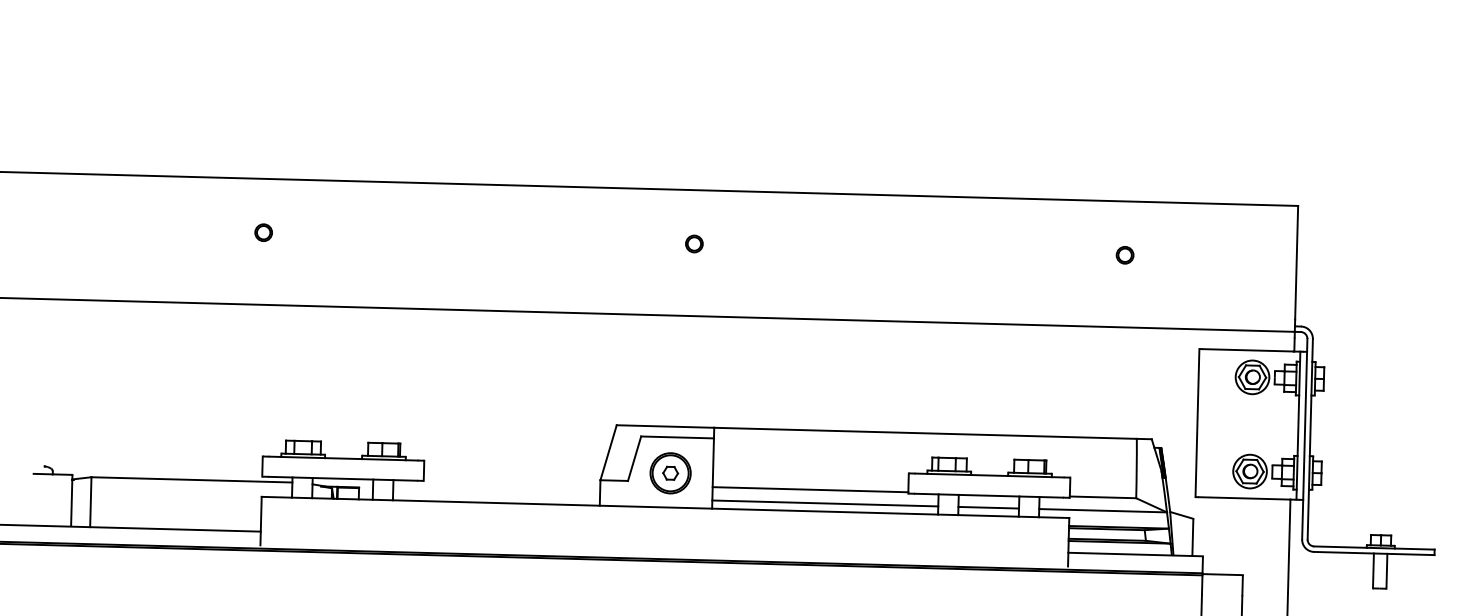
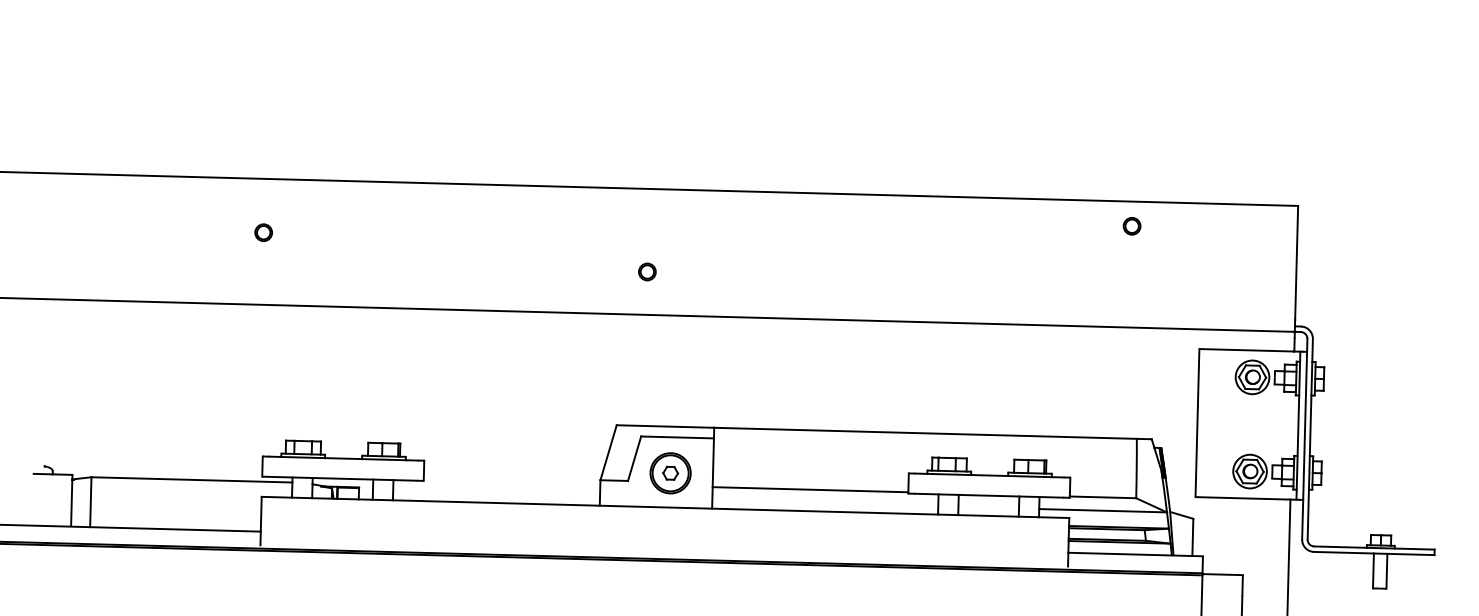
part position: (694, 243) -> (647, 271) (647, 271)
part position: (1124, 255) -> (1131, 226) (1131, 226)
line: present -> none (825, 503)
line: present -> none (988, 507)
